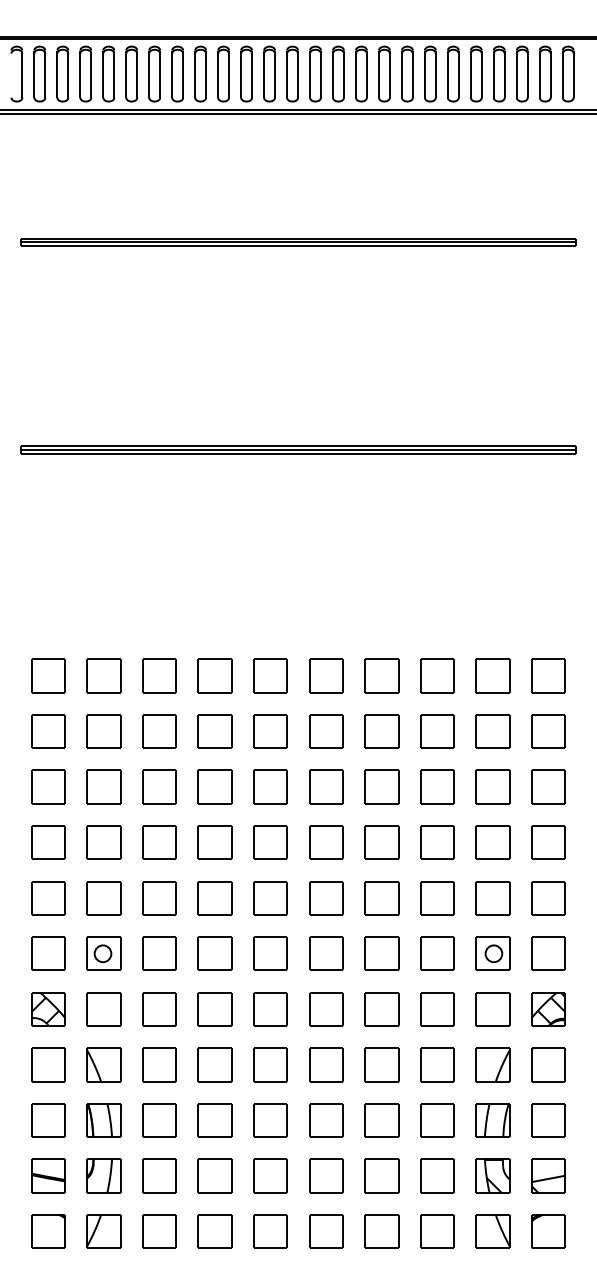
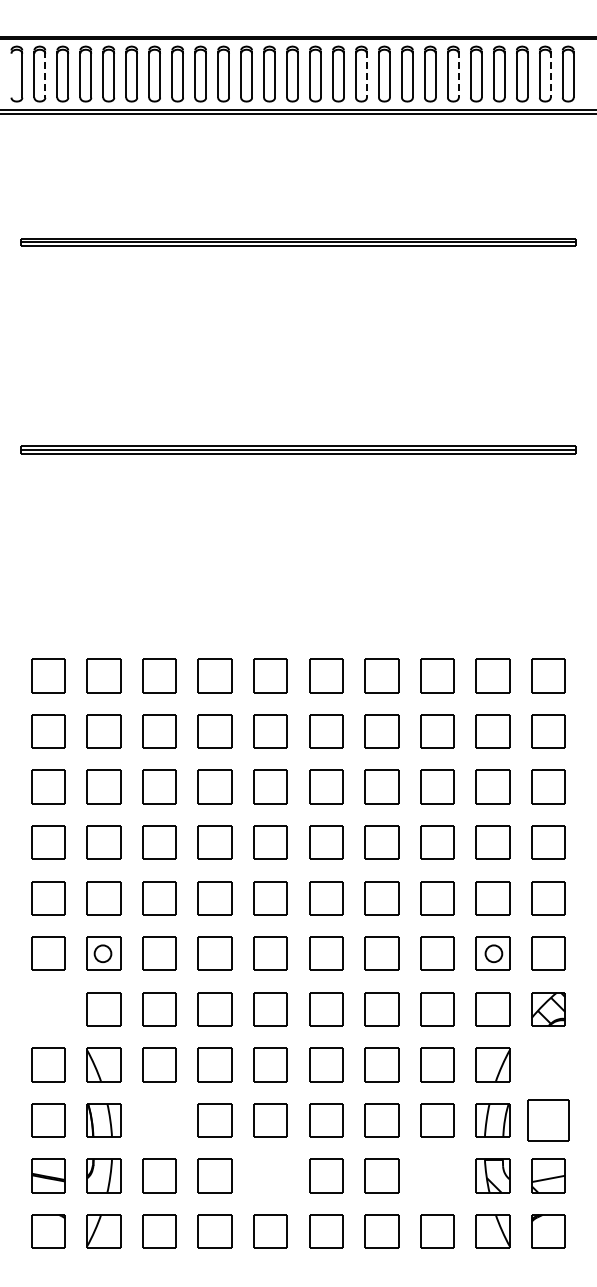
line: solid -> dashed (45, 74)
line: solid -> dashed (367, 74)
line: solid -> dashed (458, 74)
line: solid -> dashed (550, 74)
part: present -> none (48, 1009)
part: present -> none (548, 1064)
part: present -> none (159, 1120)
part size: 35x35 px -> 43x43 px (548, 1120)
part: present -> none (270, 1175)
part: present -> none (437, 1175)
